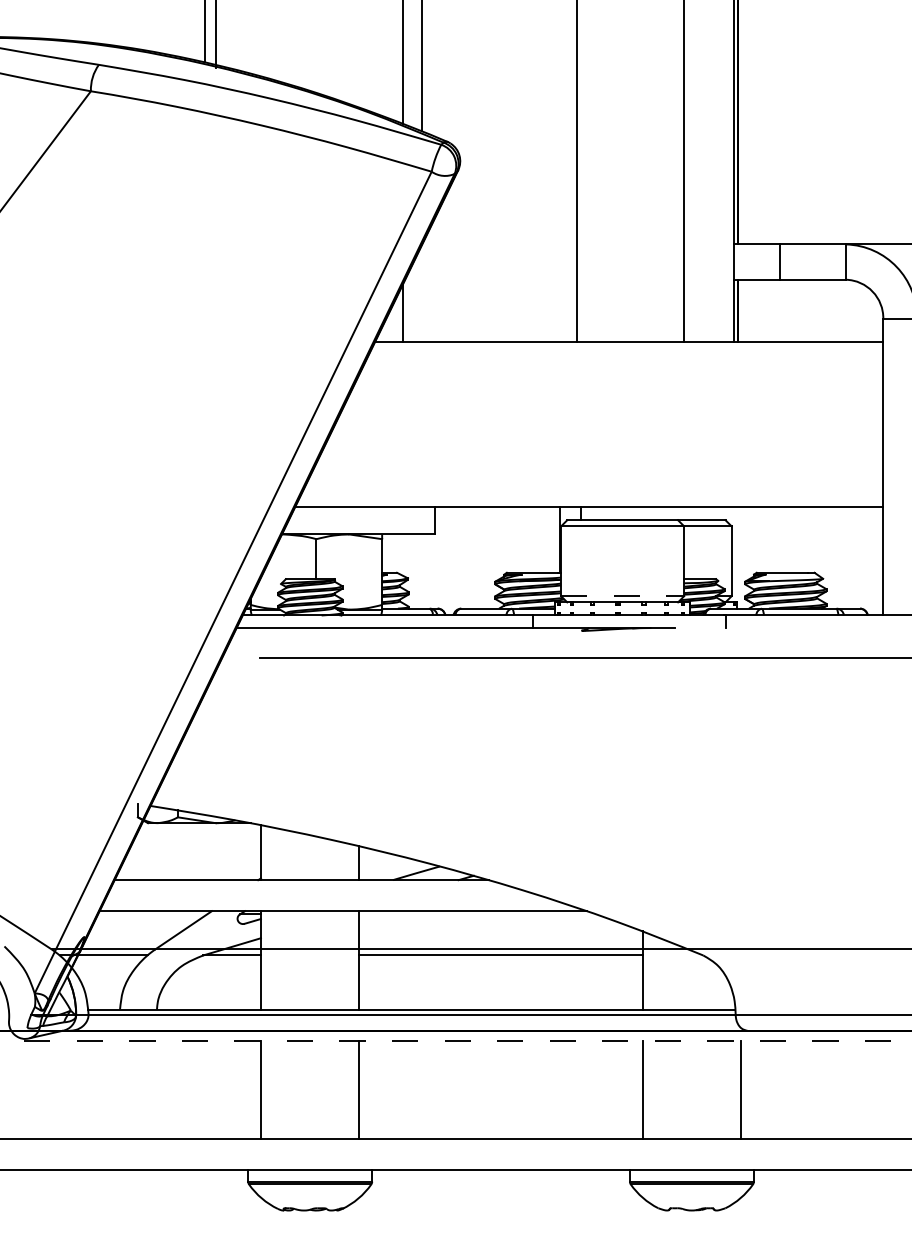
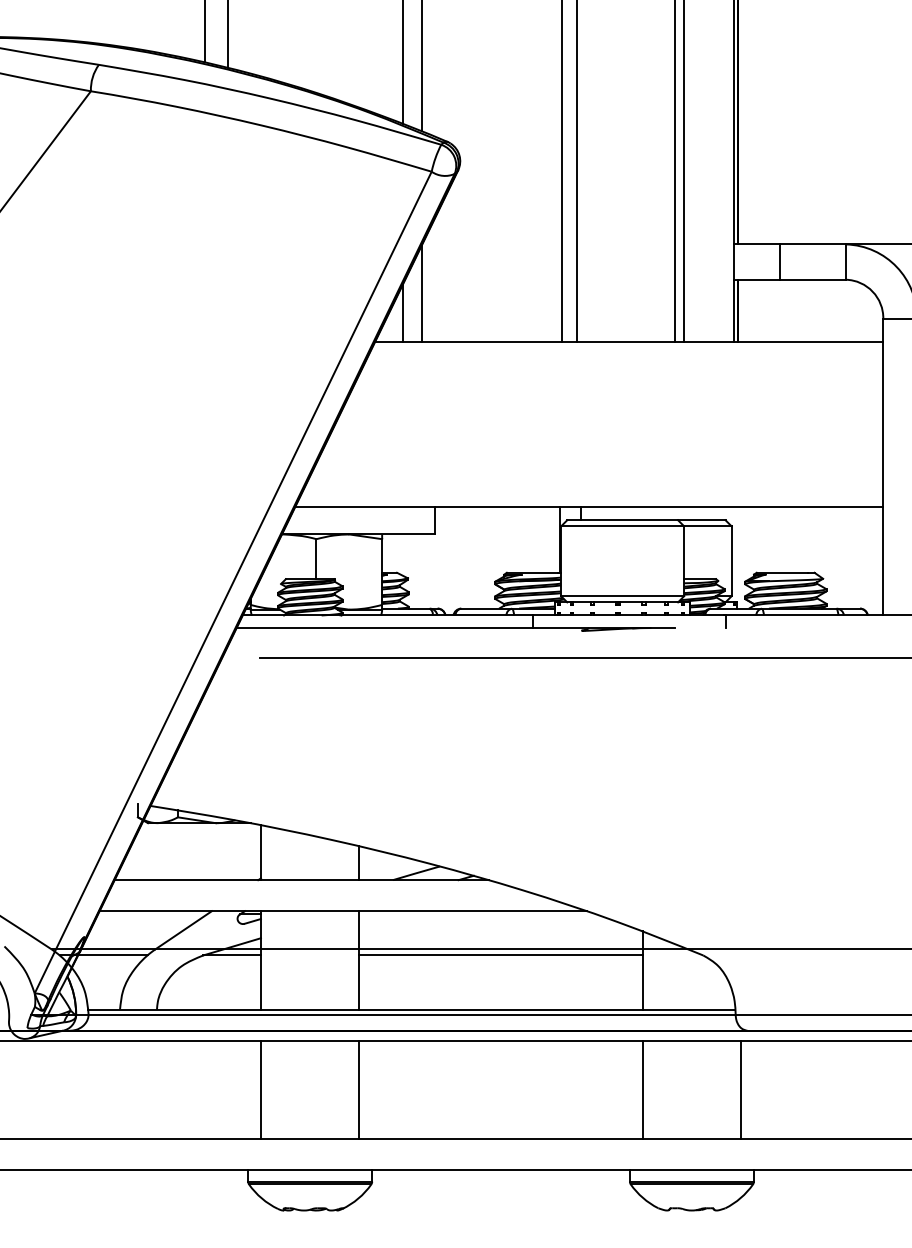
line position: (215, 34) -> (227, 34) (227, 34)
line: none -> present (562, 171)
line: none -> present (674, 171)
line: none -> present (422, 293)
line: dashed -> solid (622, 596)
line: dashed -> solid (456, 1040)
